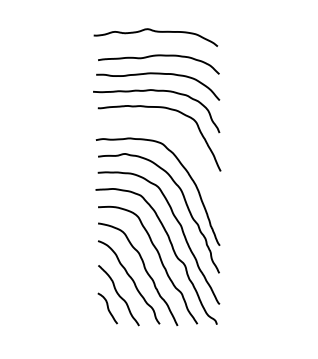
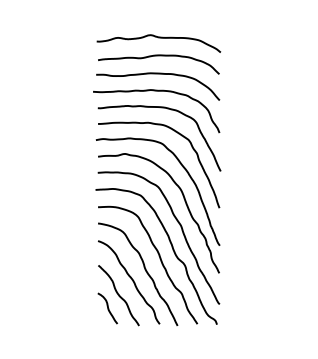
curve position: (155, 32) -> (158, 38) (158, 38)
curve: none -> present (178, 134)
